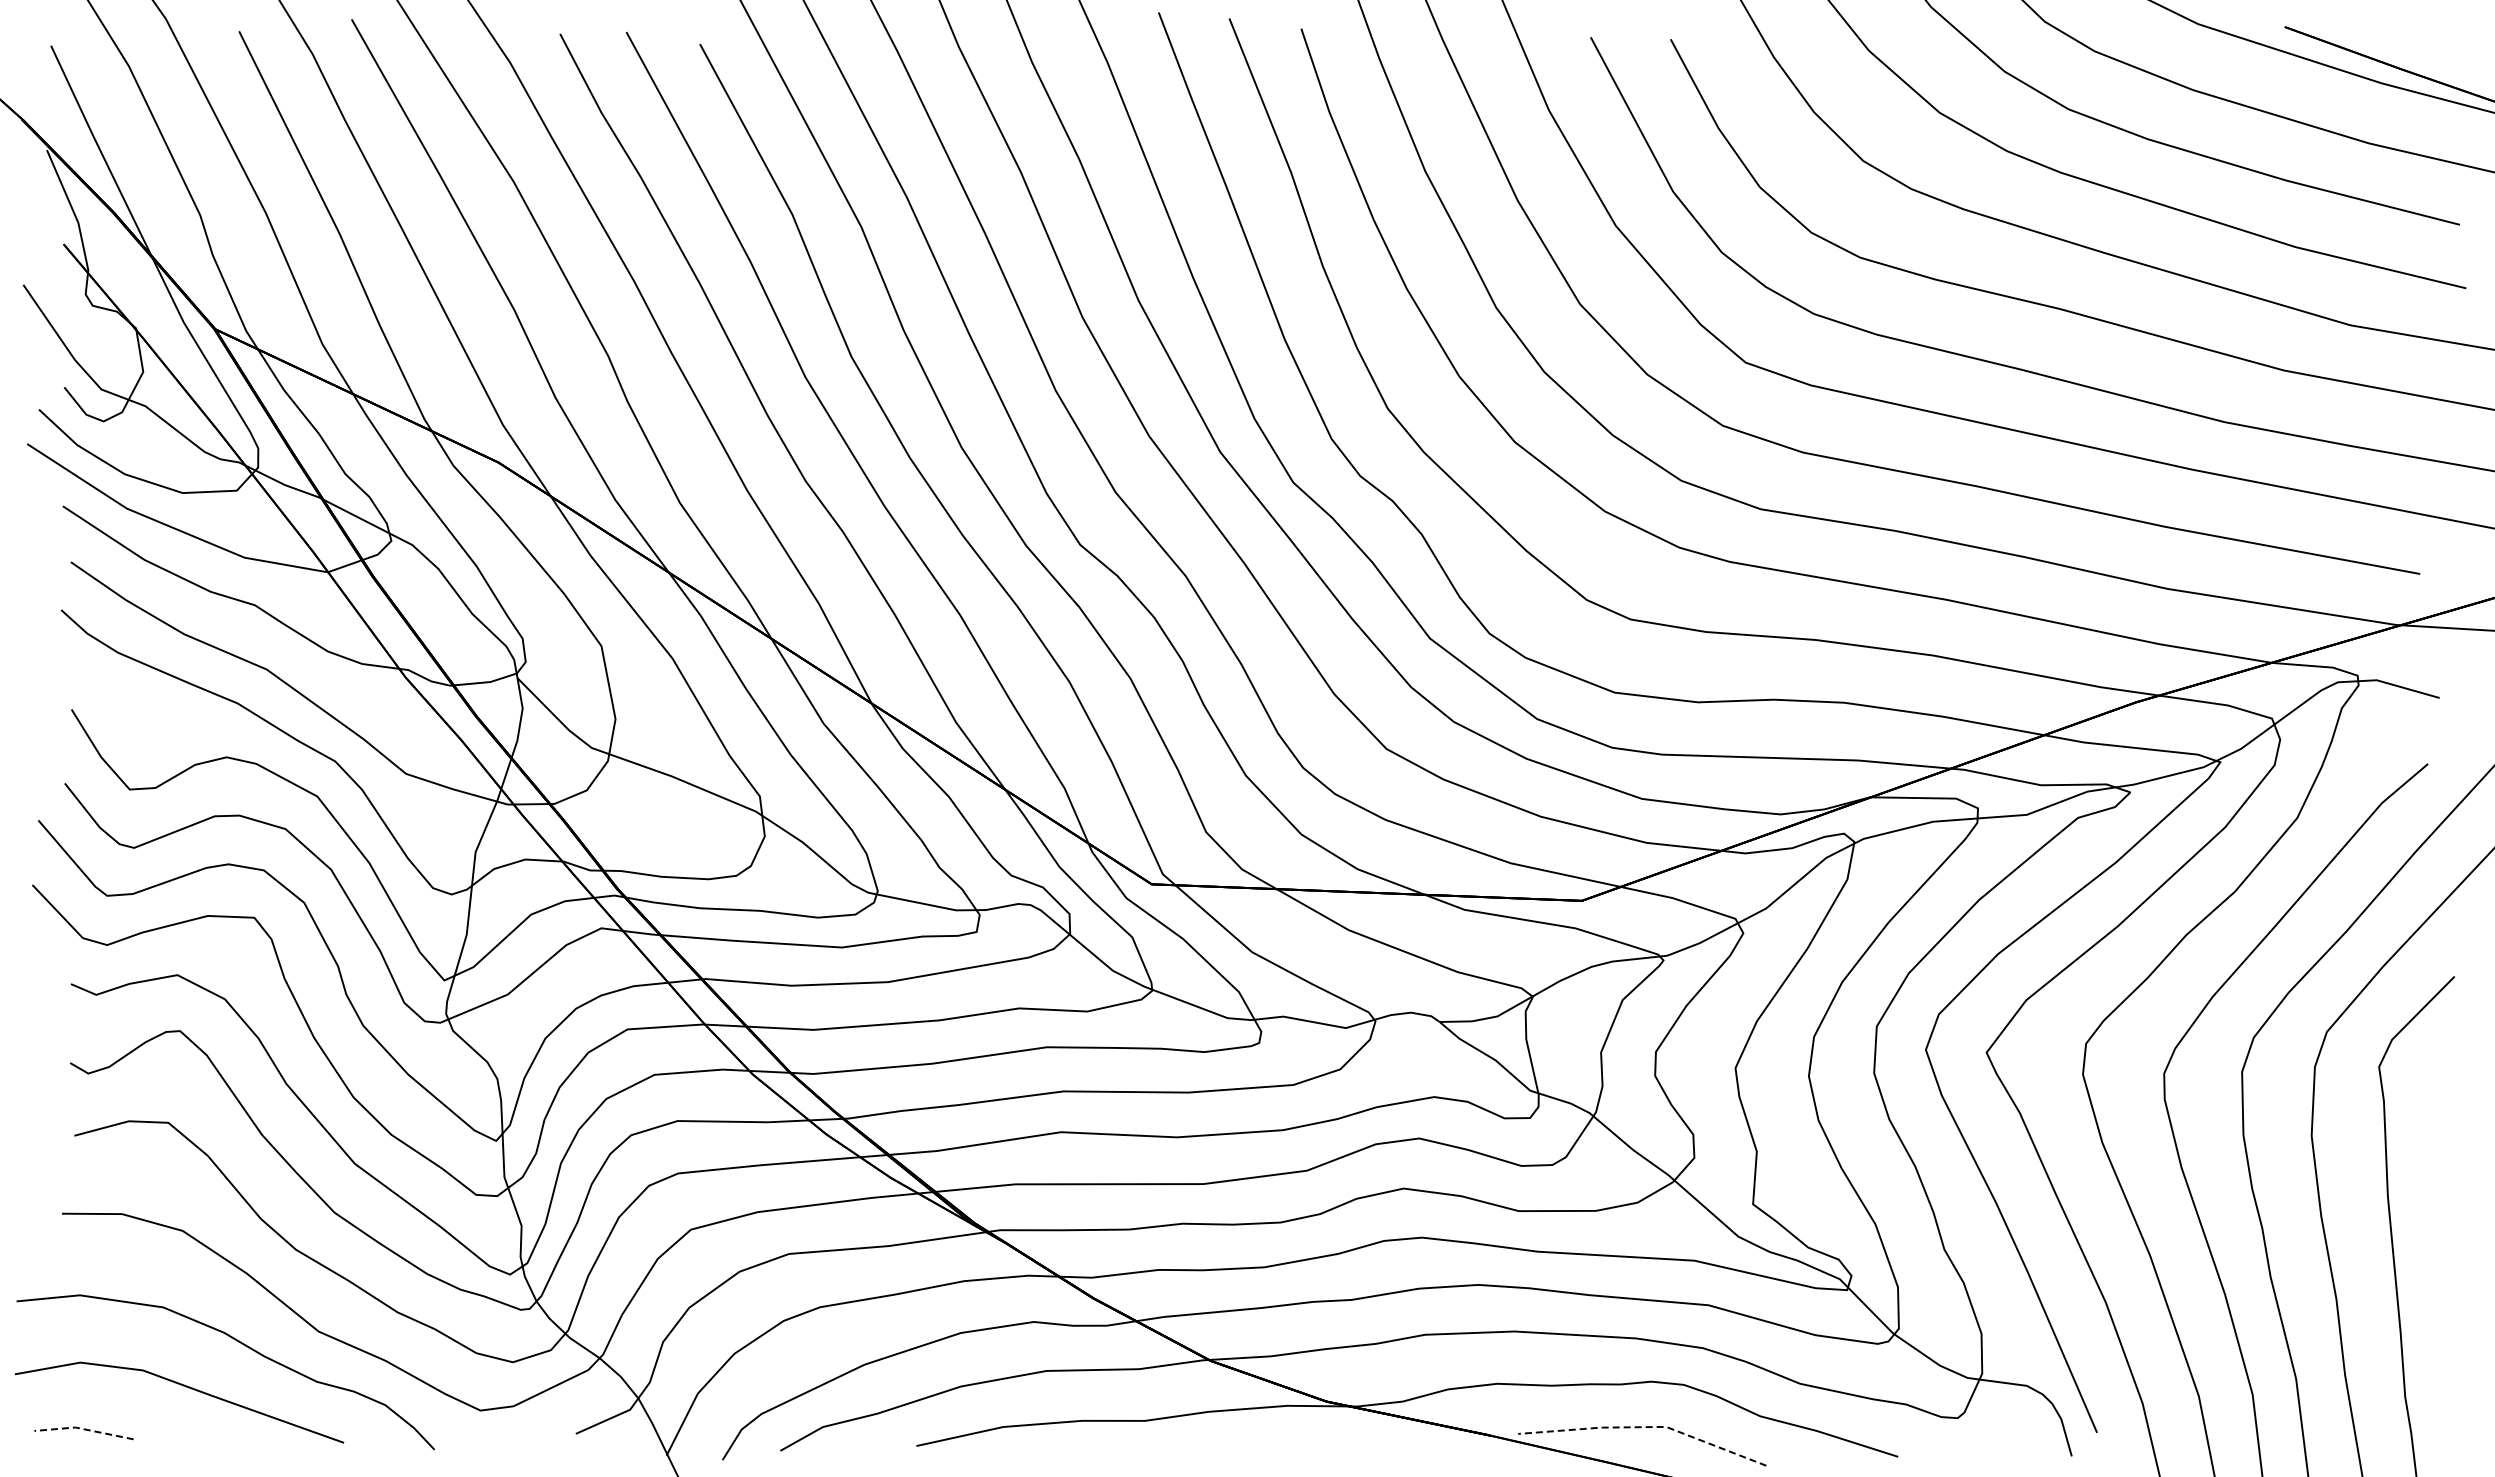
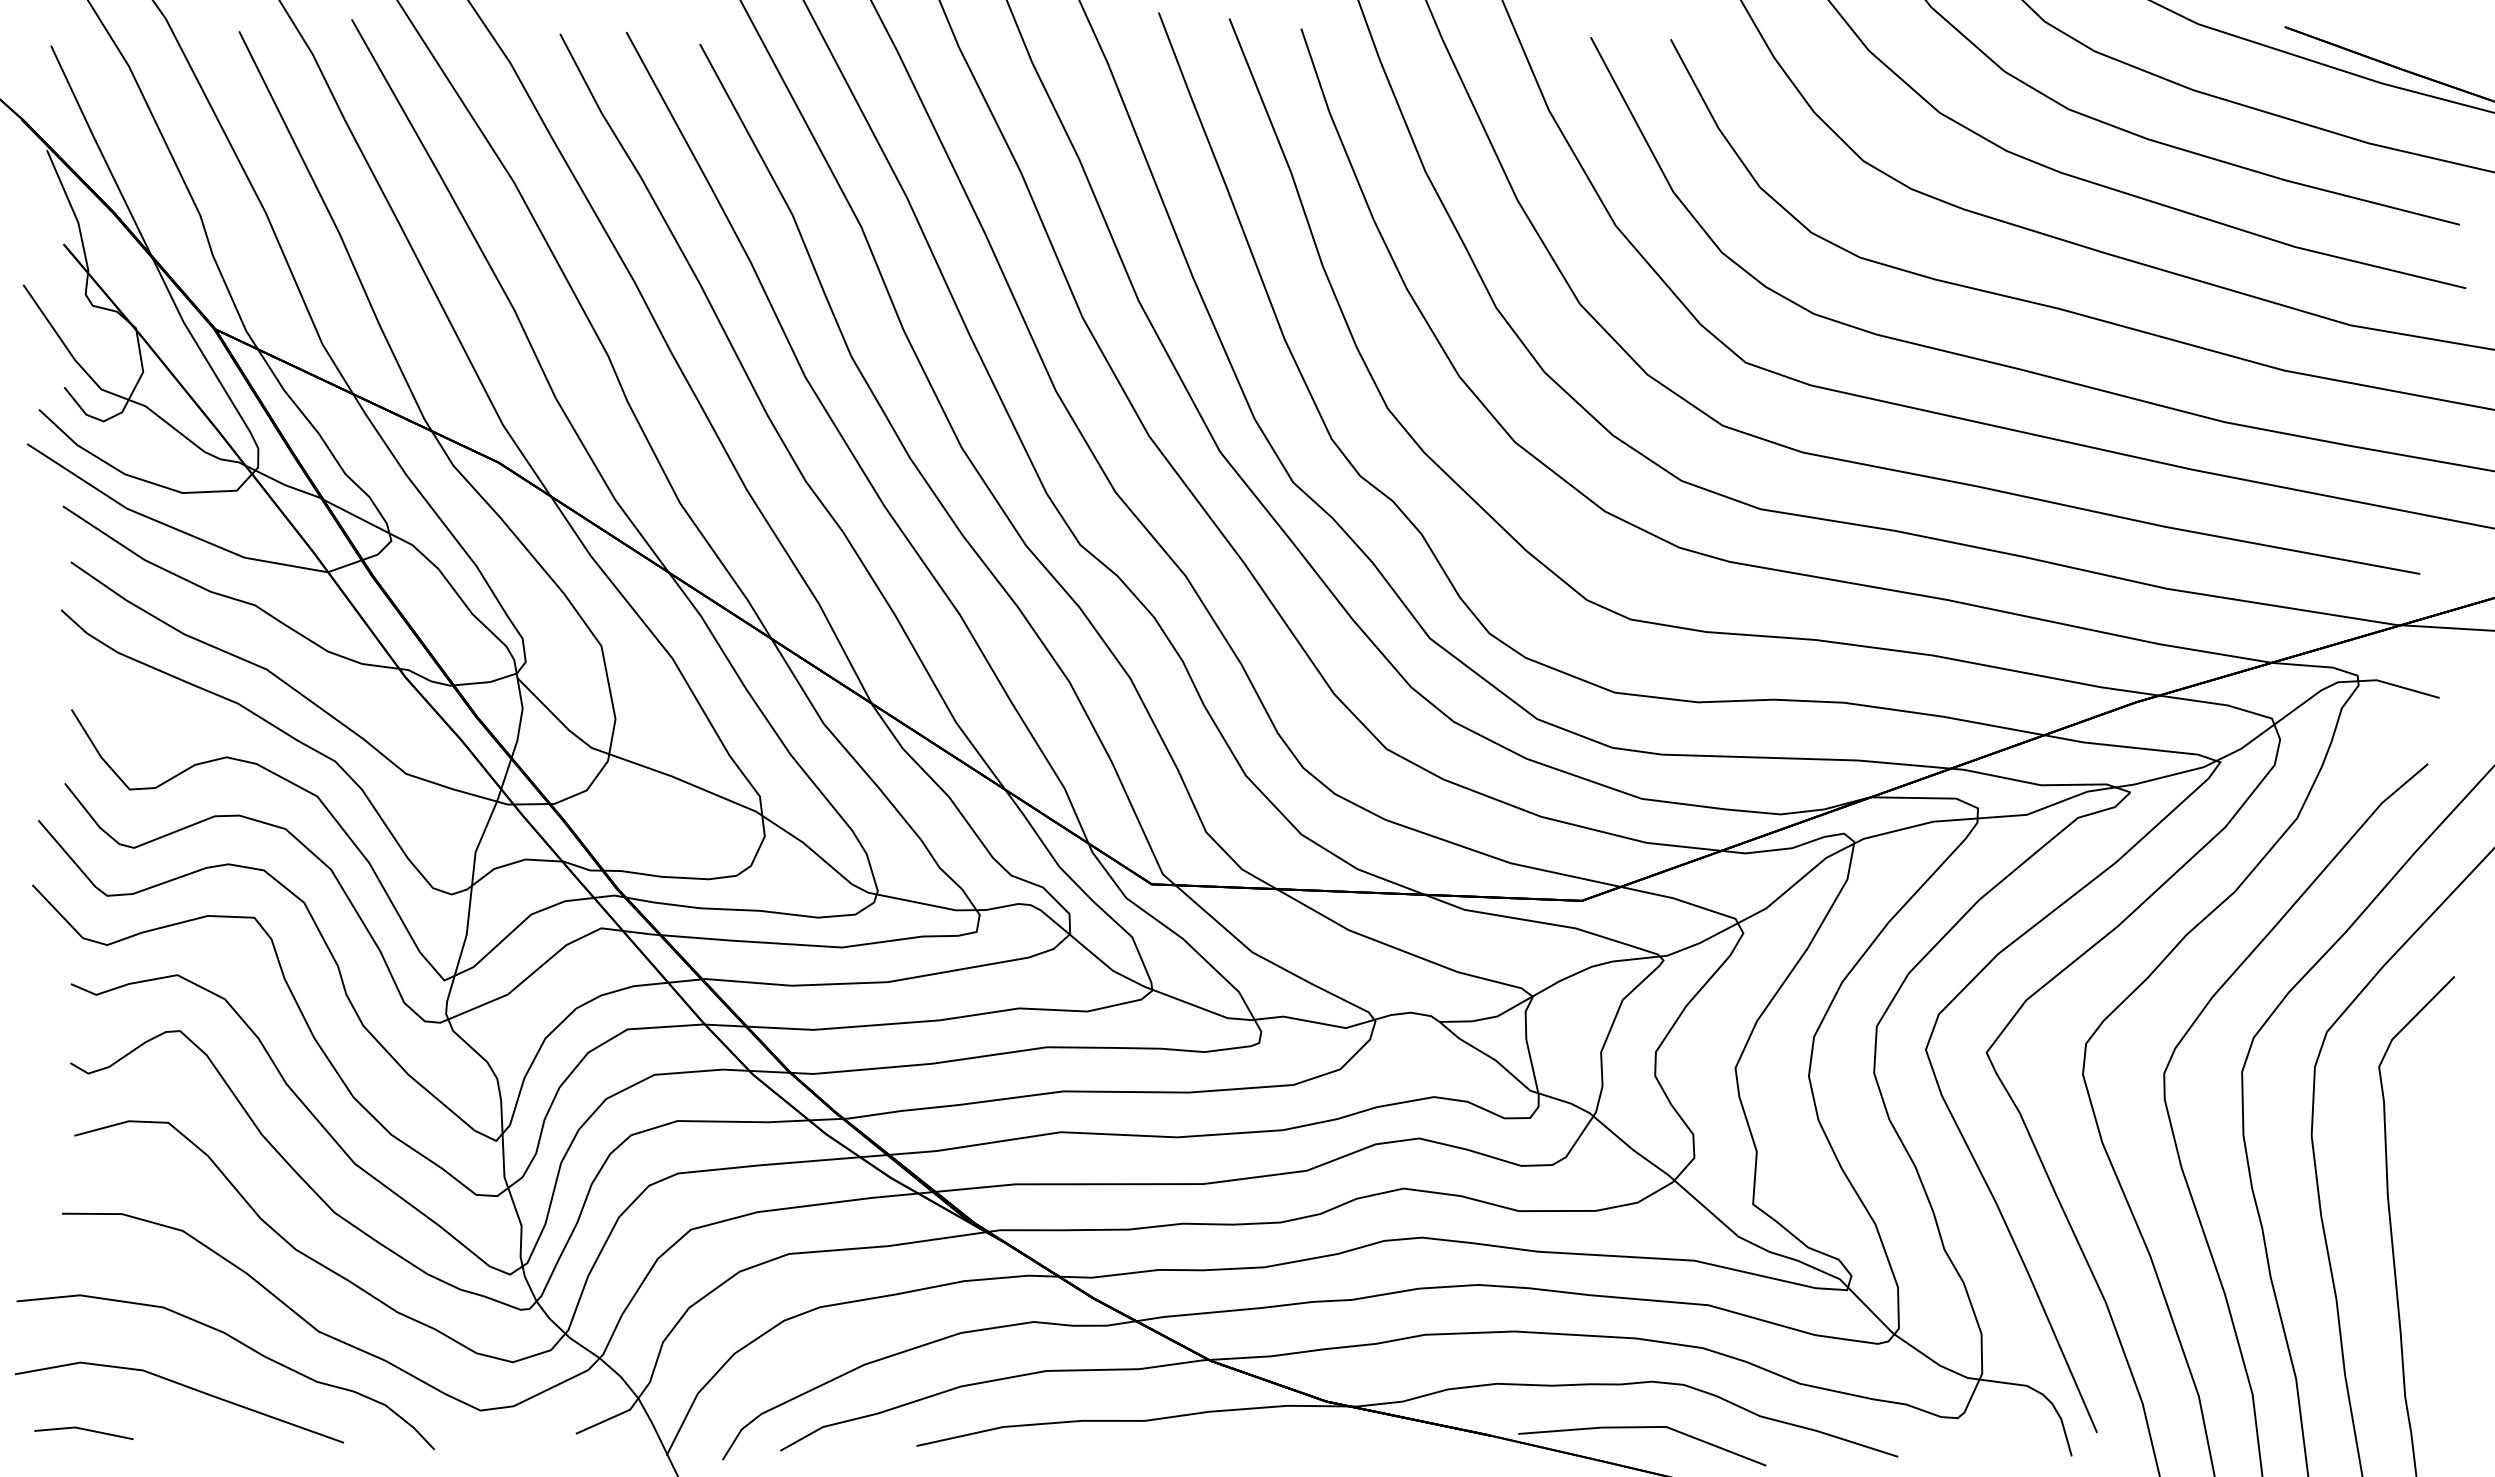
line: dashed -> solid (1645, 1427)
line: dashed -> solid (83, 1429)
